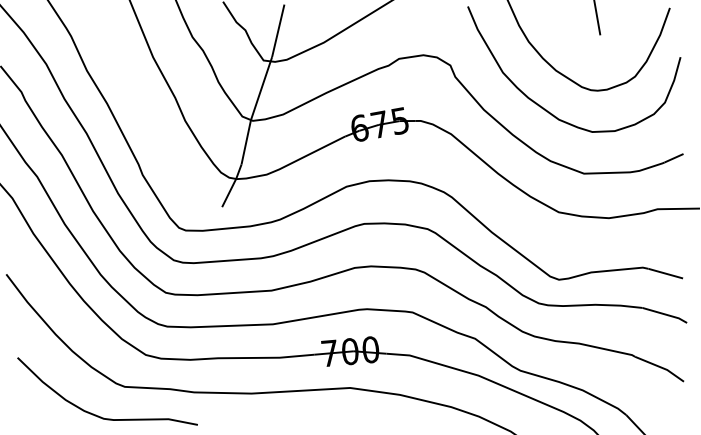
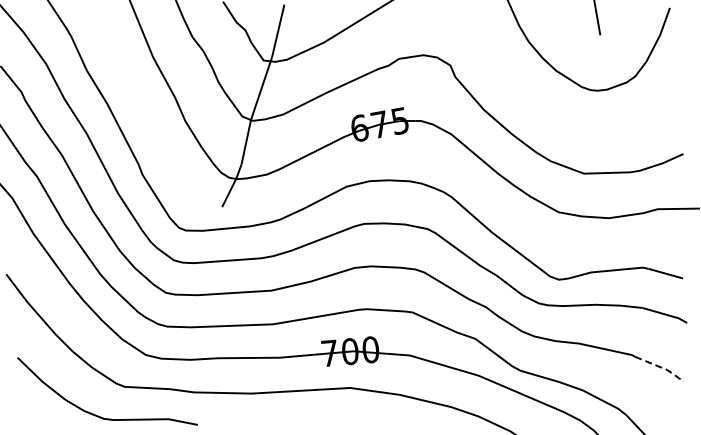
curve: present -> none (545, 108)
line: solid -> dashed (661, 367)
